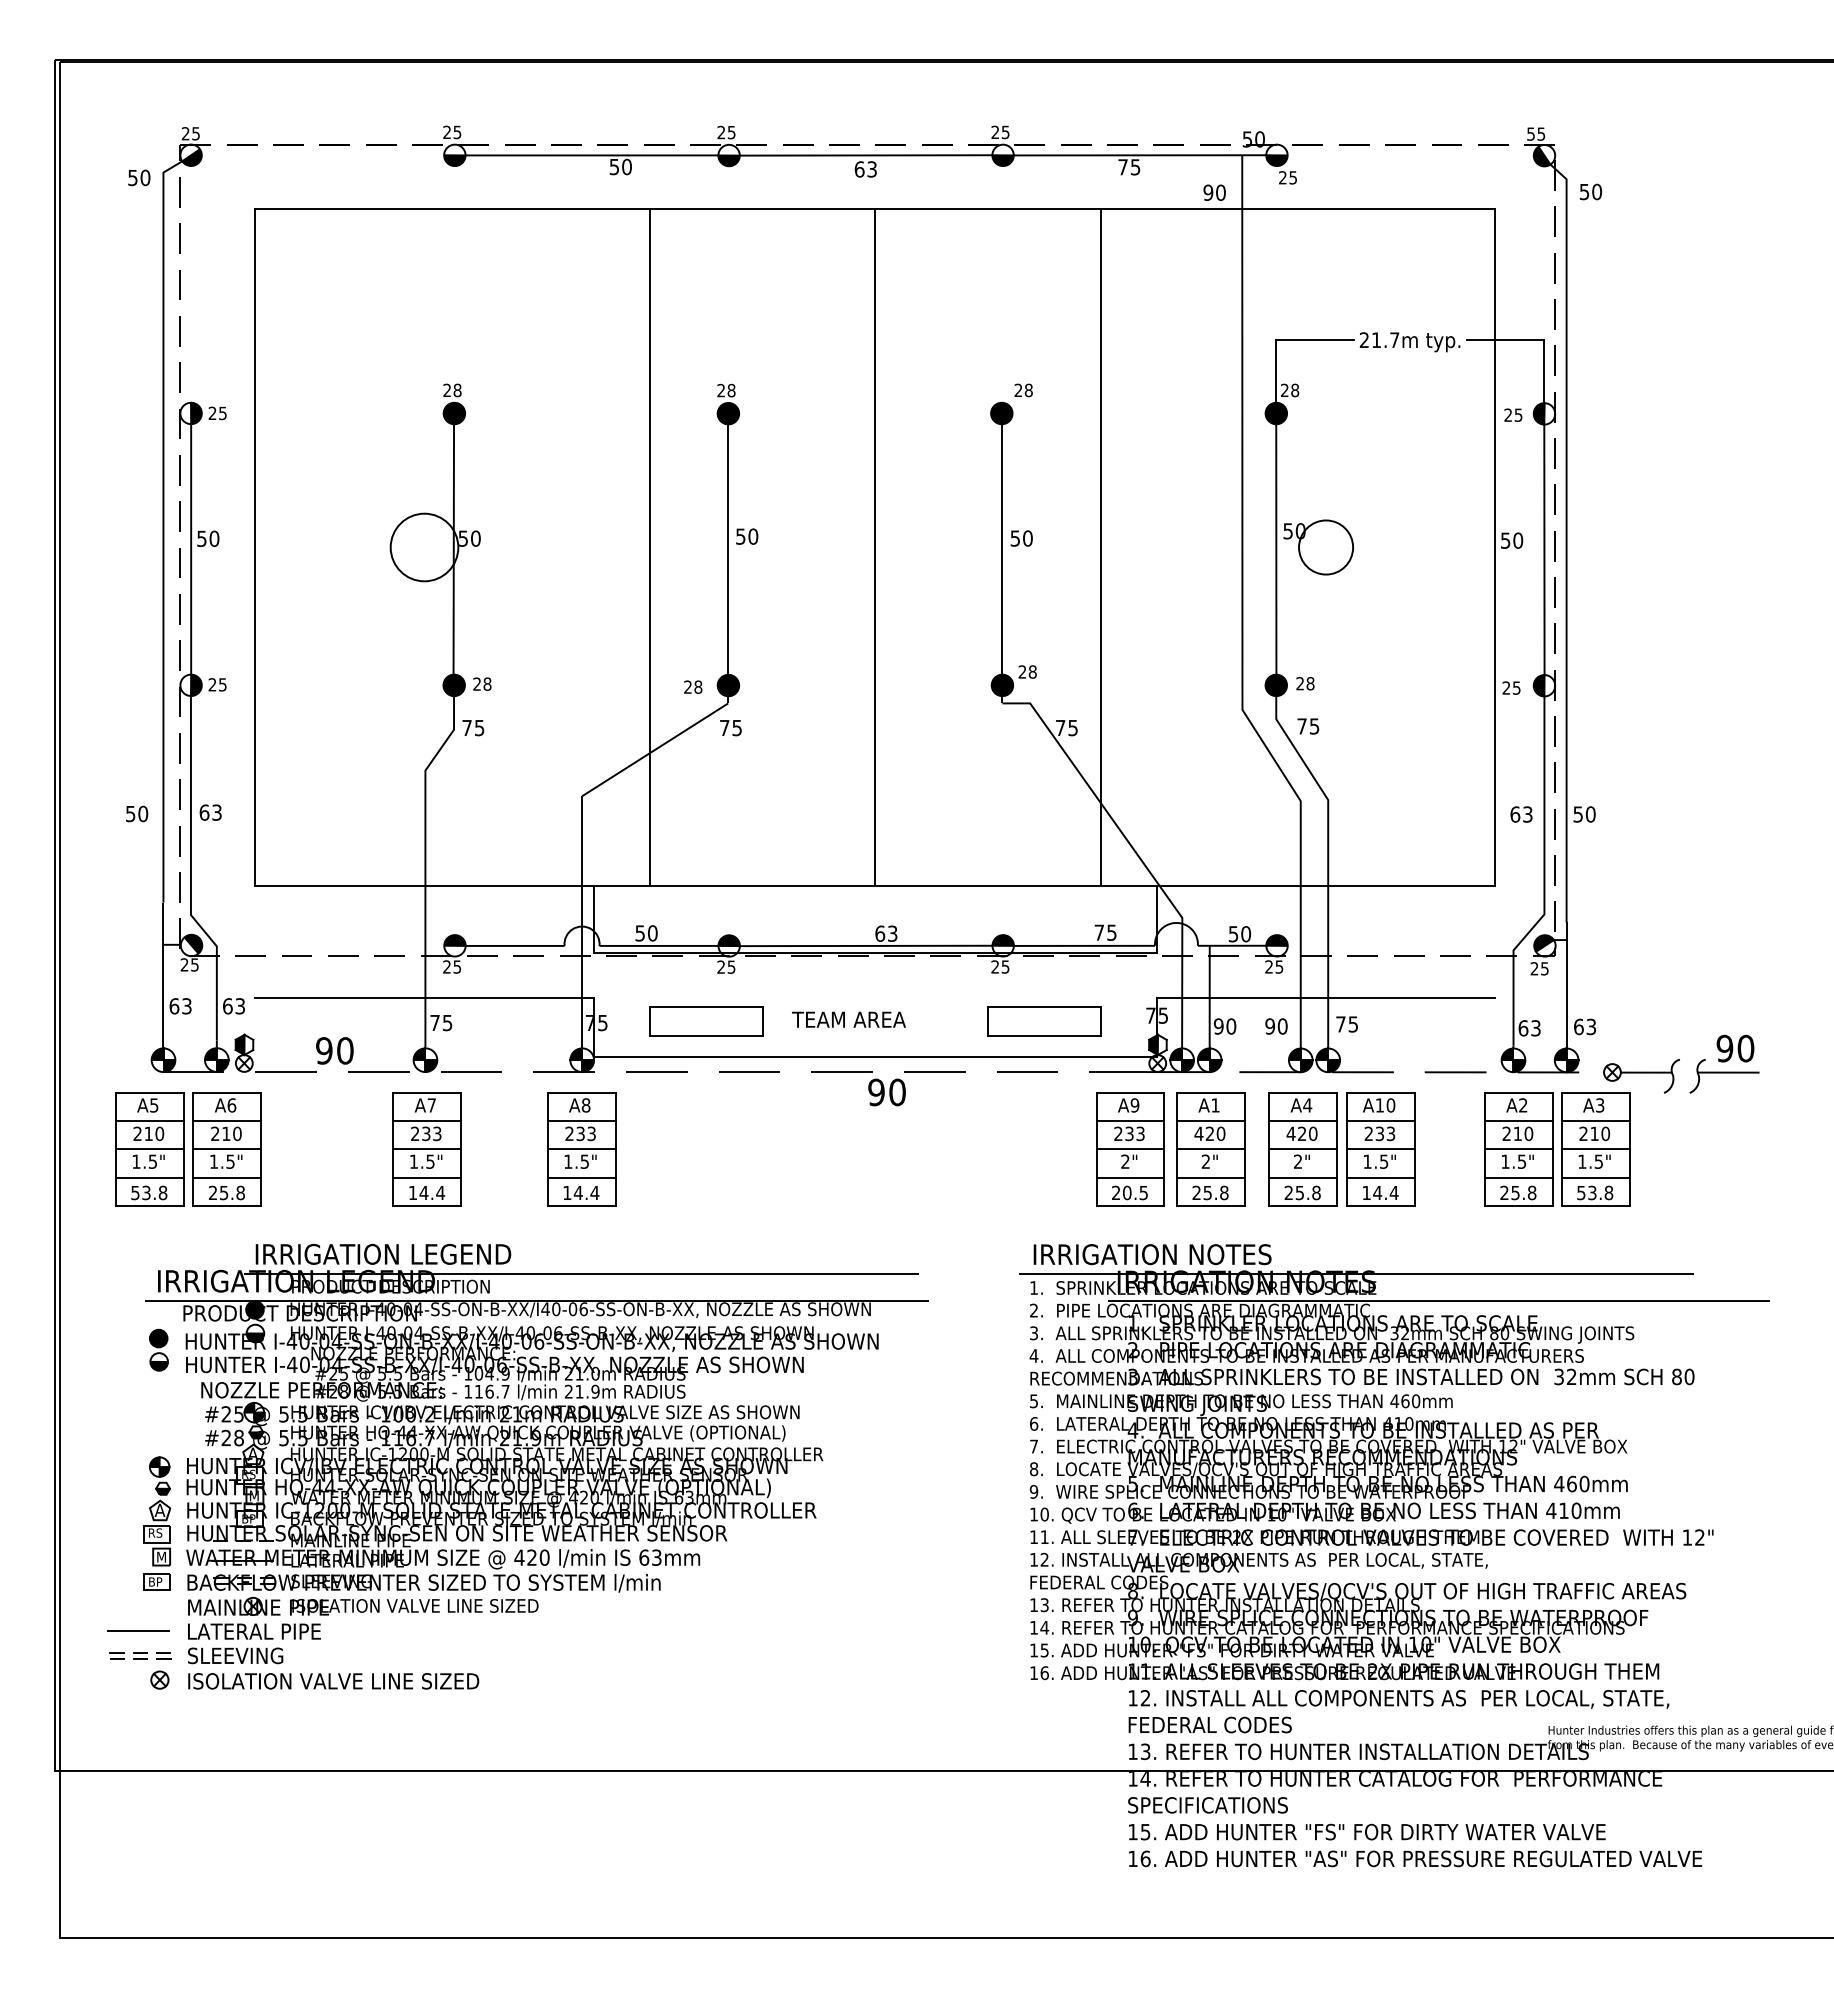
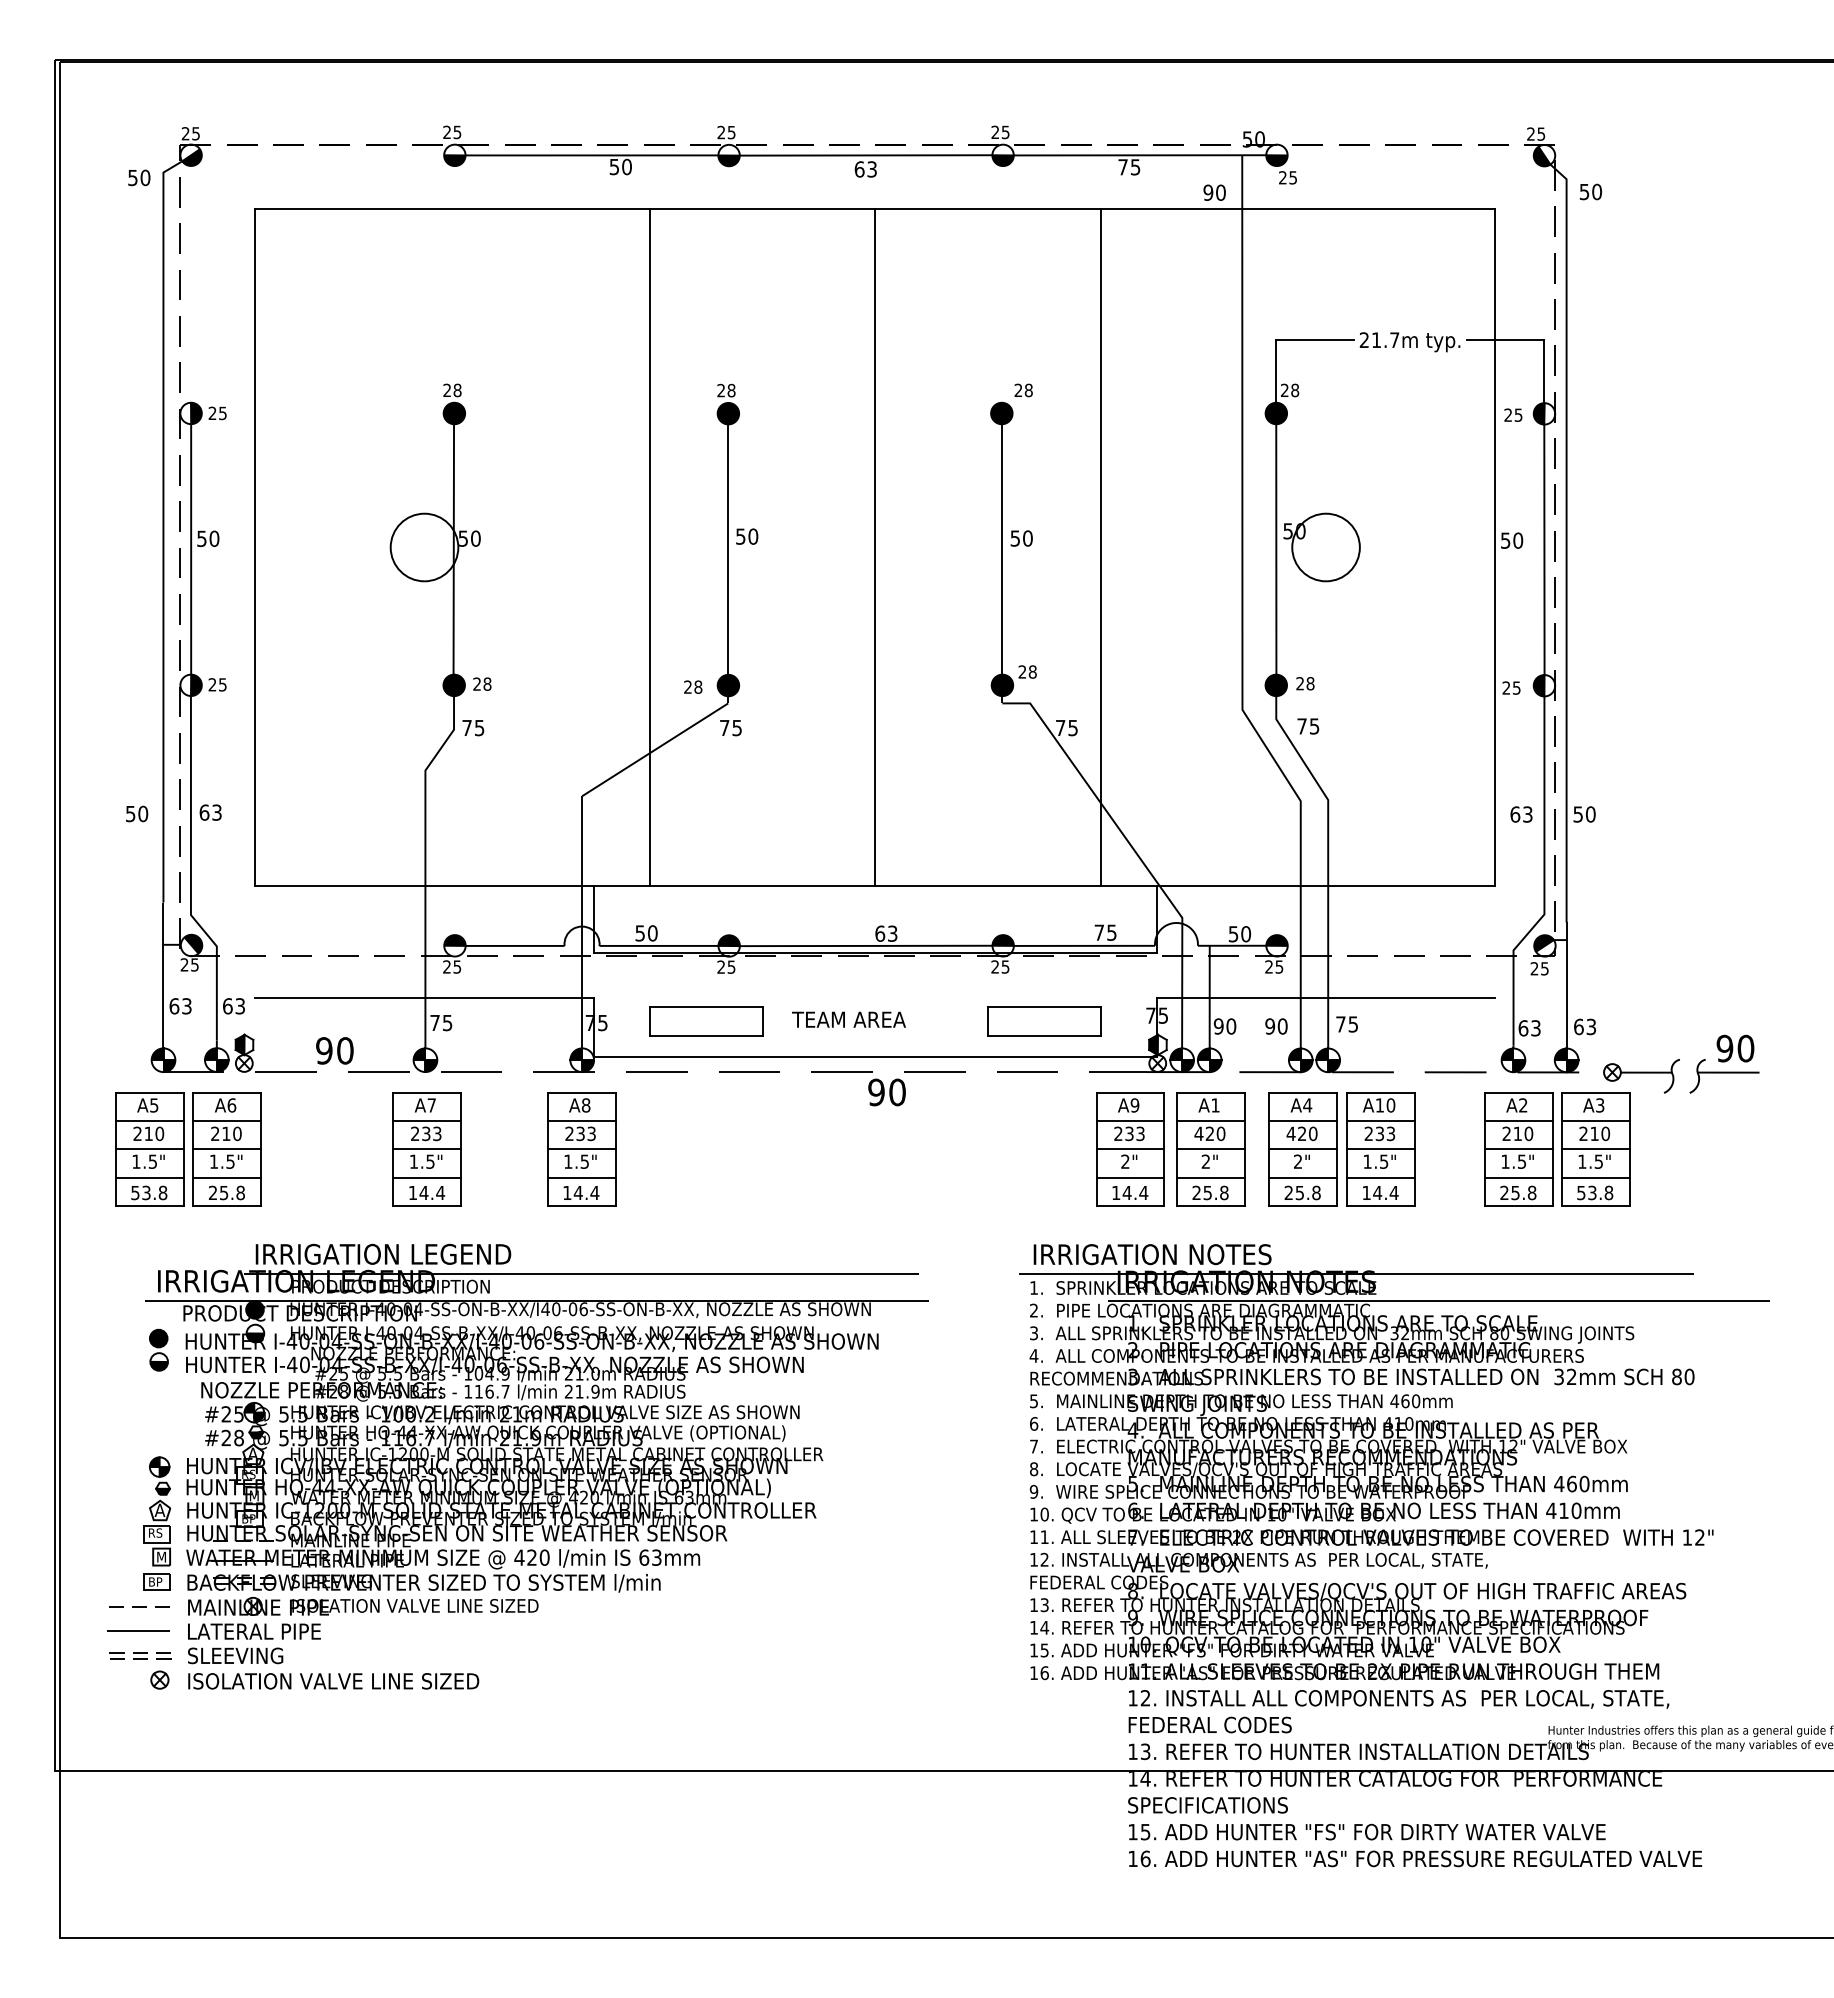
text: 55 -> 25 (1530, 133)
circle diameter: 54 px -> 68 px (1325, 547)
text: 20.5 -> 14.4 (1130, 1192)
line: none -> present (139, 1606)
